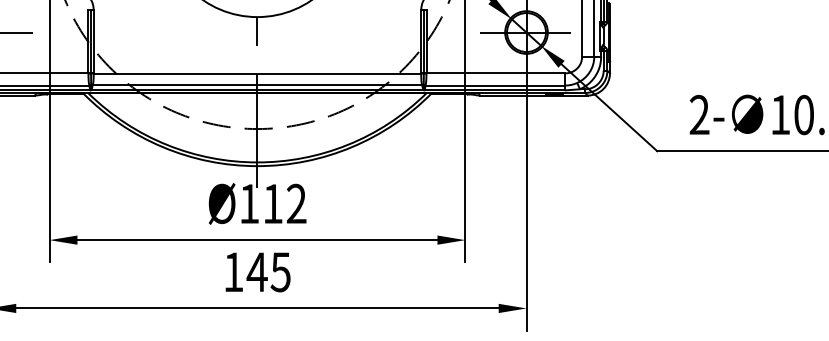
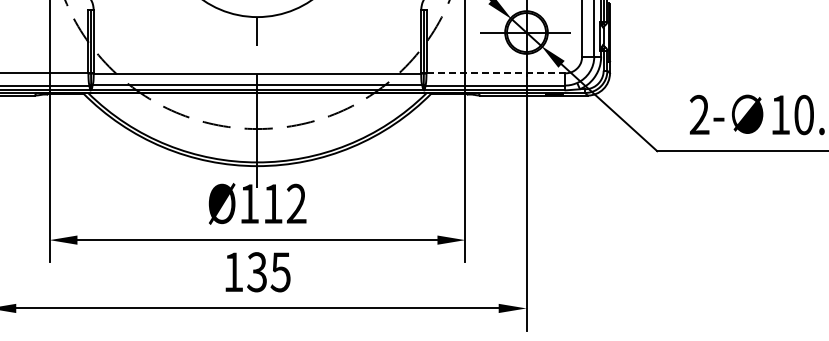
line: present -> none (18, 32)
line: solid -> dashed (496, 73)
text: 145 -> 135 (256, 272)
